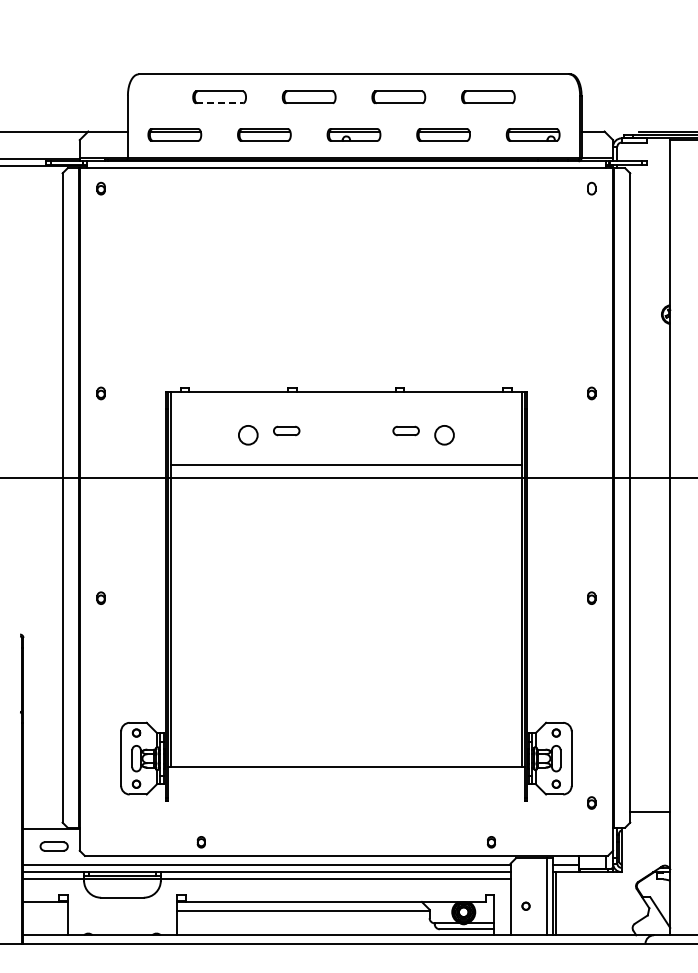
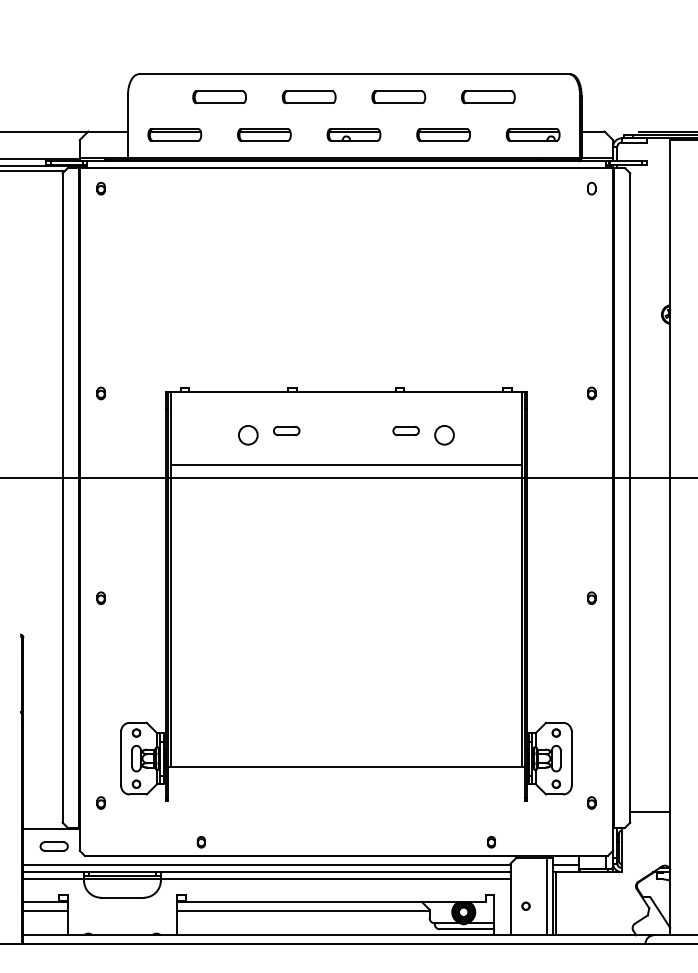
line: dashed -> solid (220, 103)
line: none -> present (33, 170)
part: none -> present (100, 802)
line: none -> present (45, 910)
